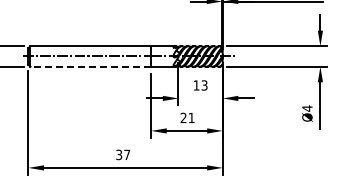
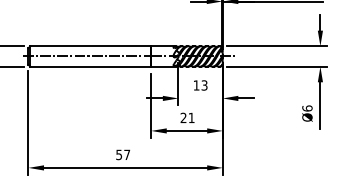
line: dashed -> solid (90, 66)
text: Ø4 -> Ø6 (307, 108)
text: 37 -> 57 (119, 153)
